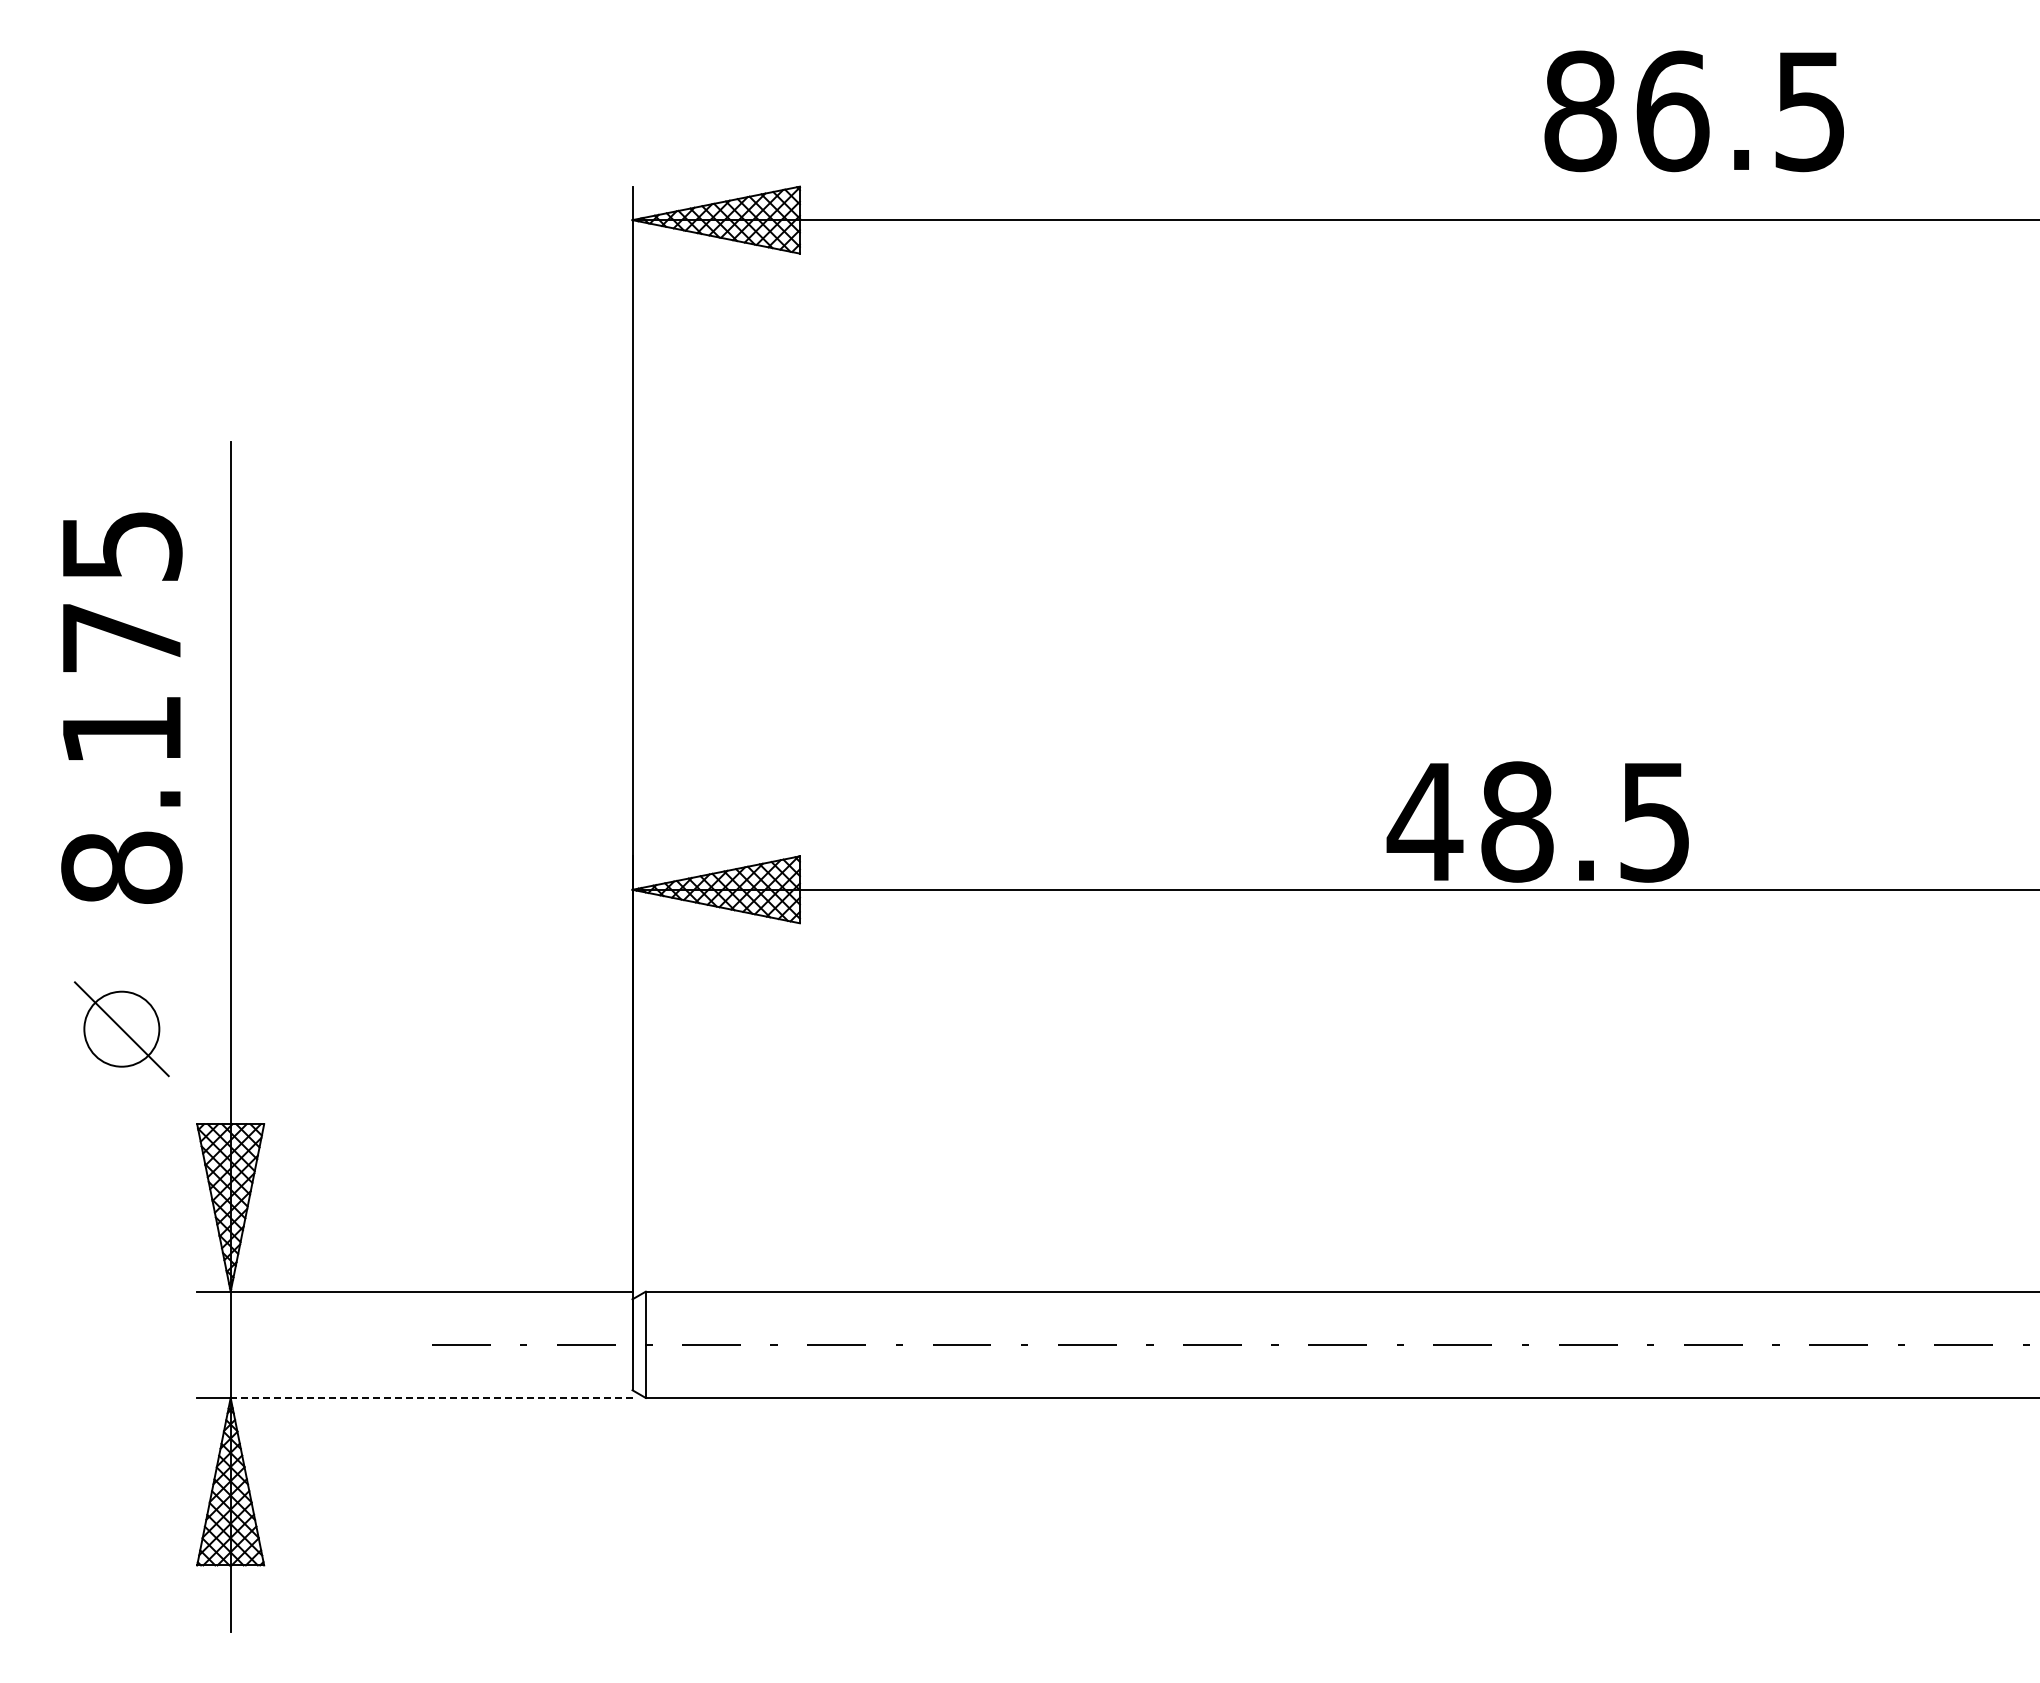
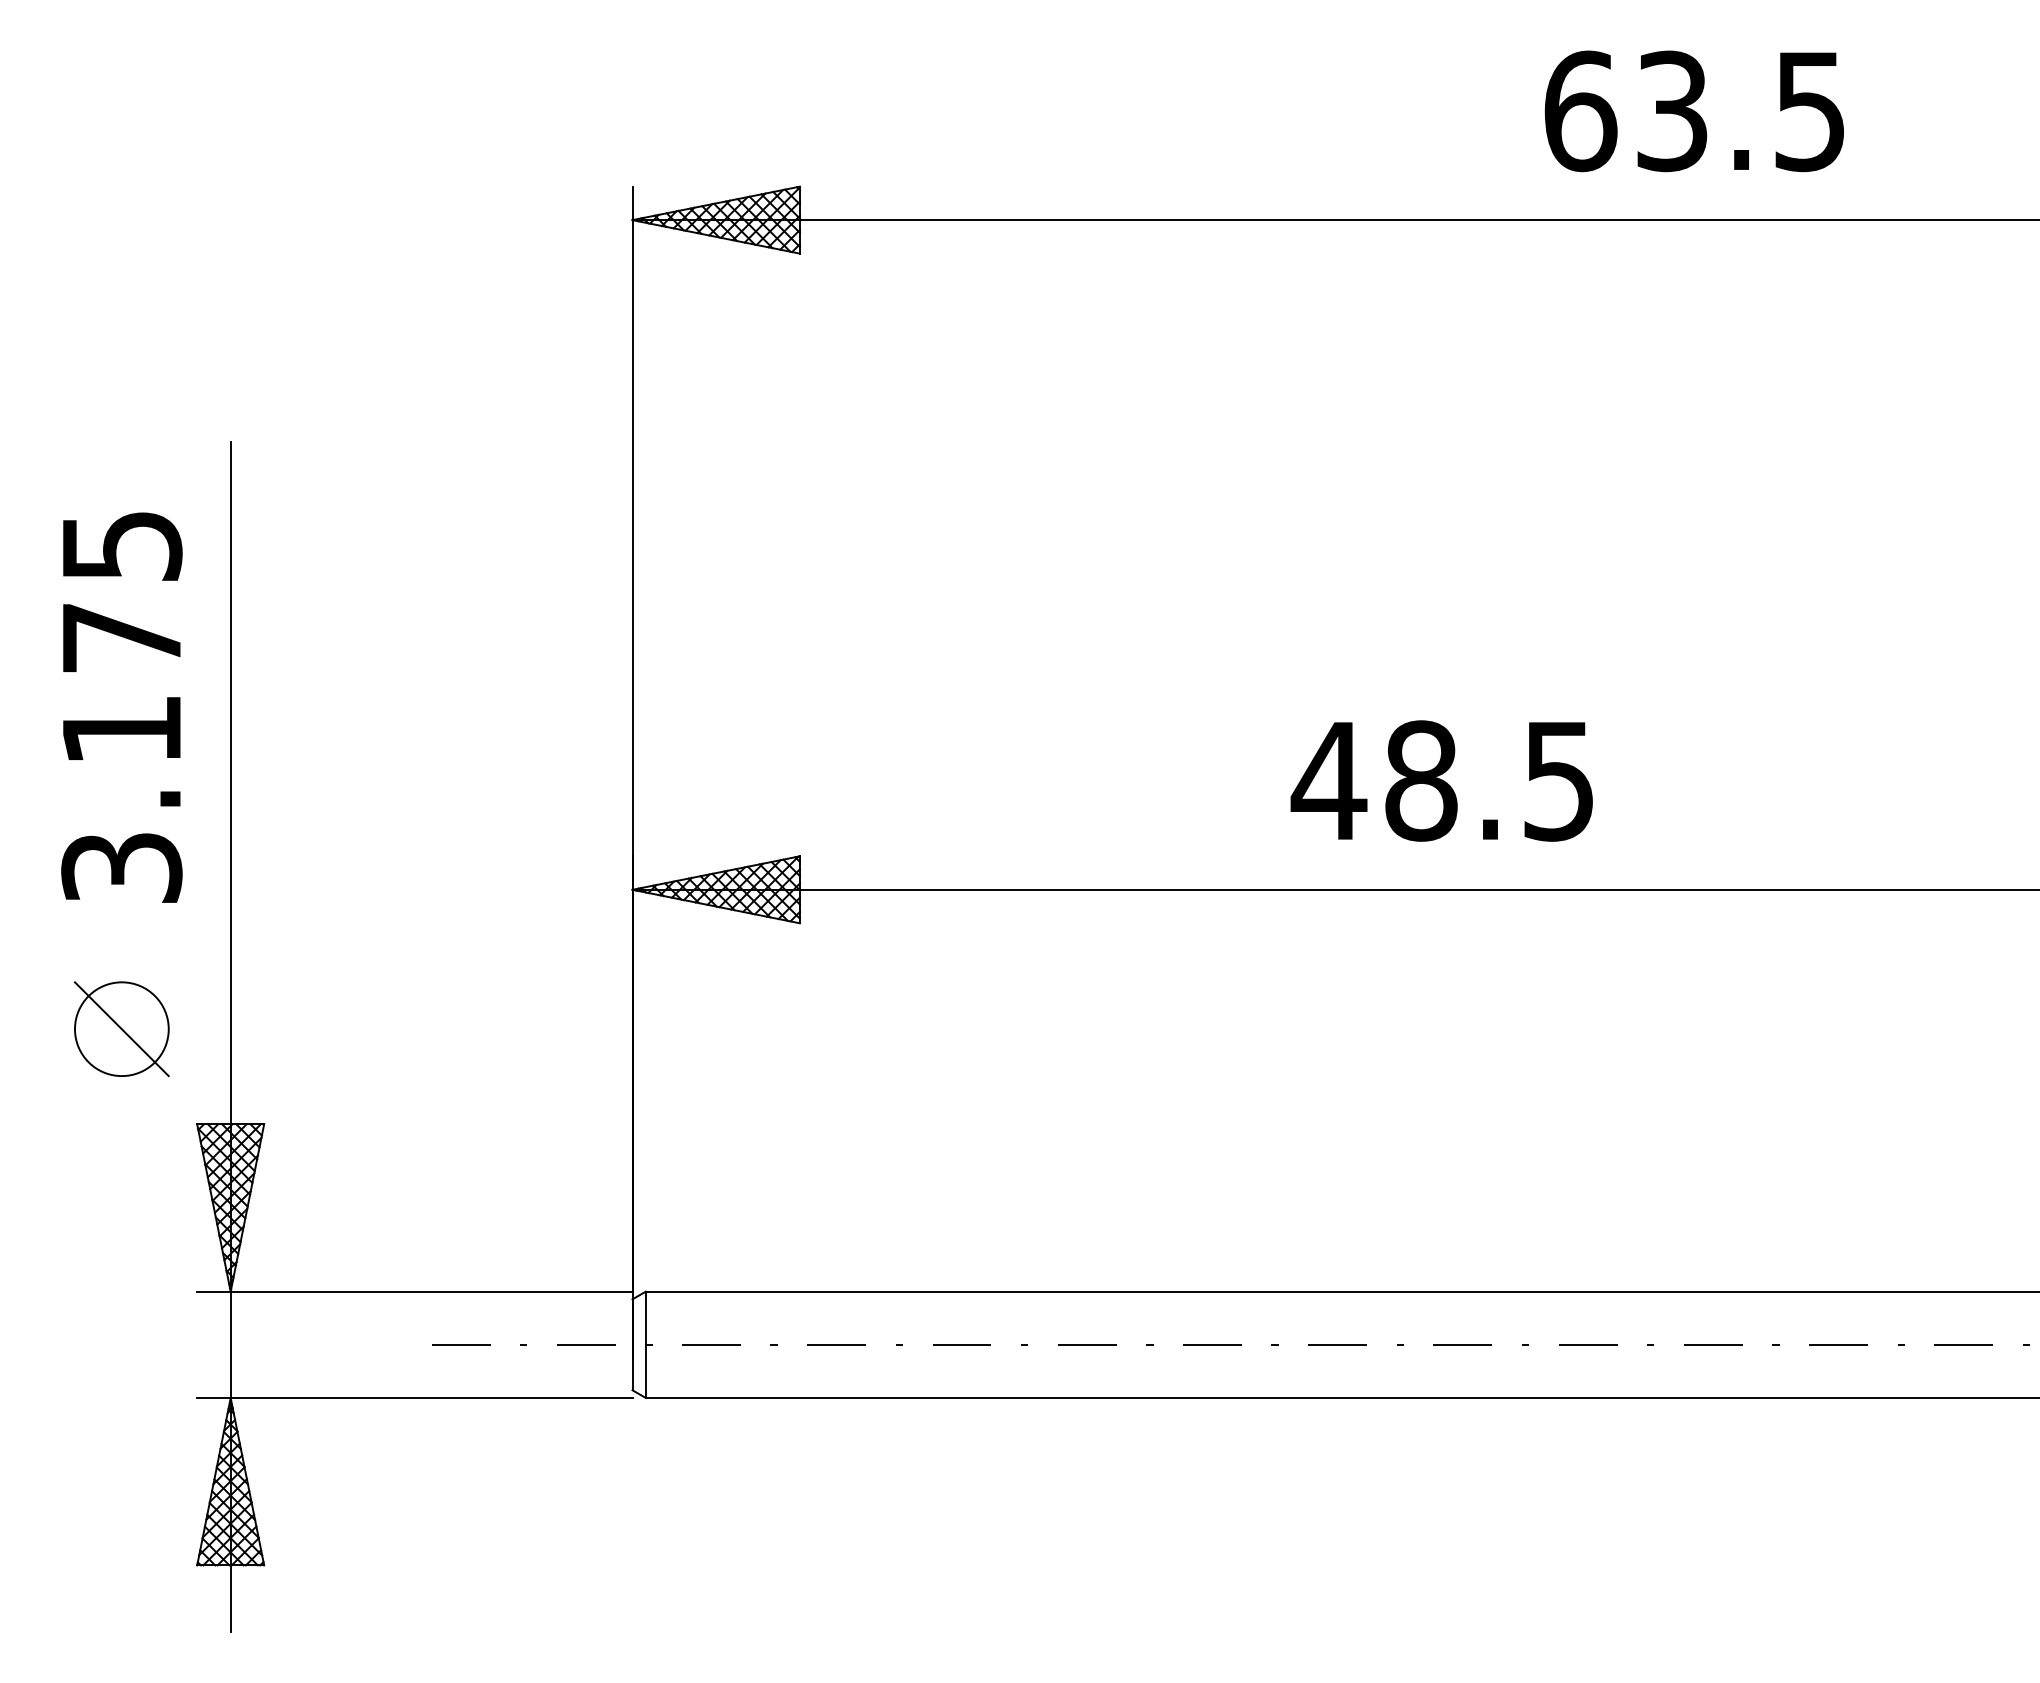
text: 86.5 -> 63.5 (1626, 111)
text position: (1537, 821) -> (1441, 780) (1441, 780)
text: 8.175 -> 3.175 (121, 867)
circle diameter: 75 px -> 94 px (121, 1029)
line: dashed -> solid (431, 1397)
